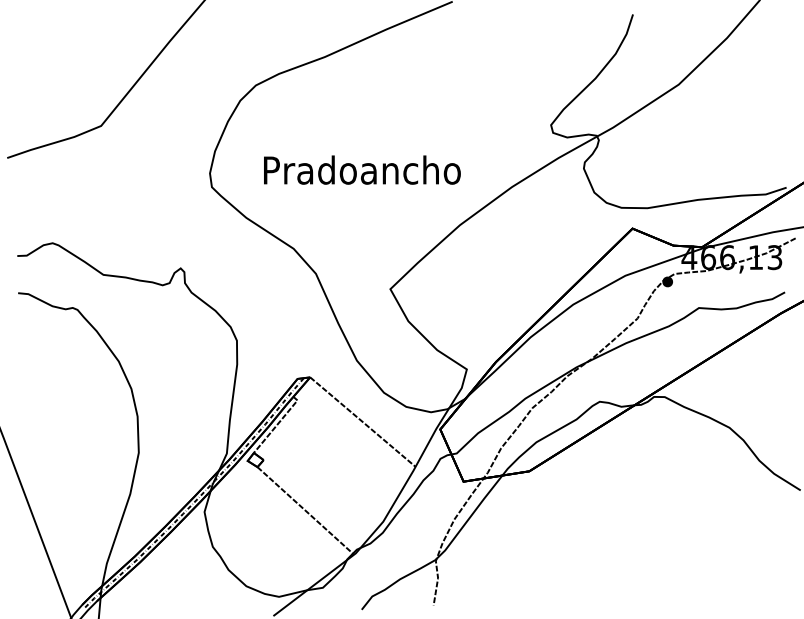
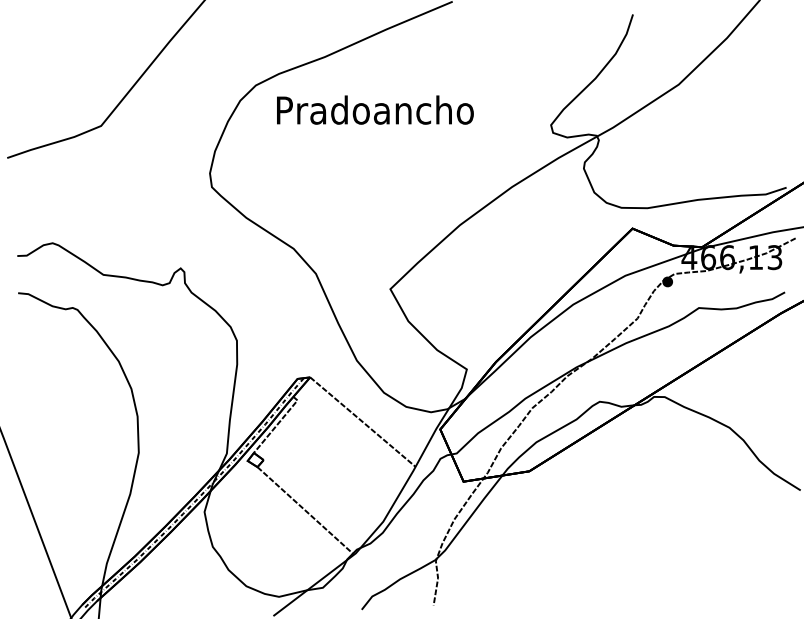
text position: (362, 169) -> (375, 109) (375, 109)
